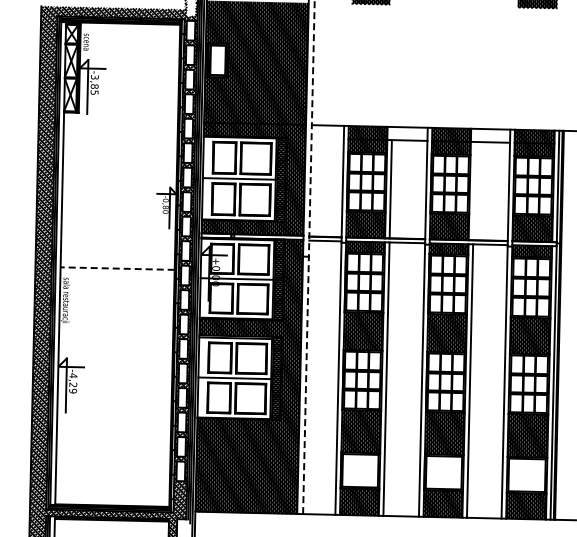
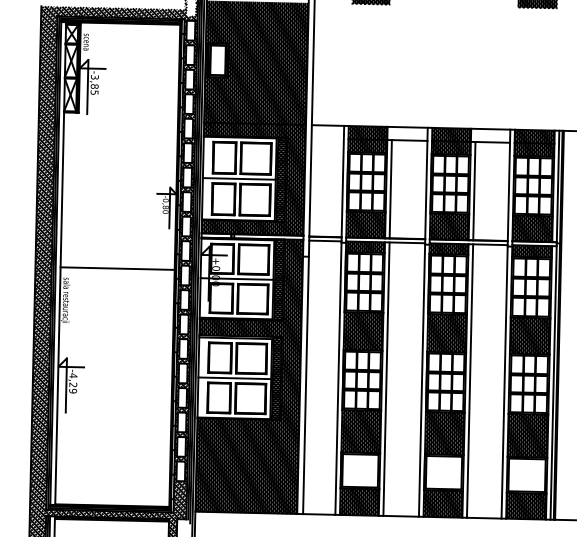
line: none -> present (474, 191)
line: dashed -> solid (308, 257)
line: dashed -> solid (117, 268)
